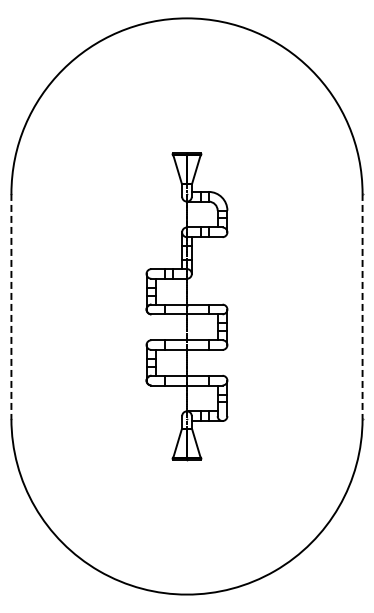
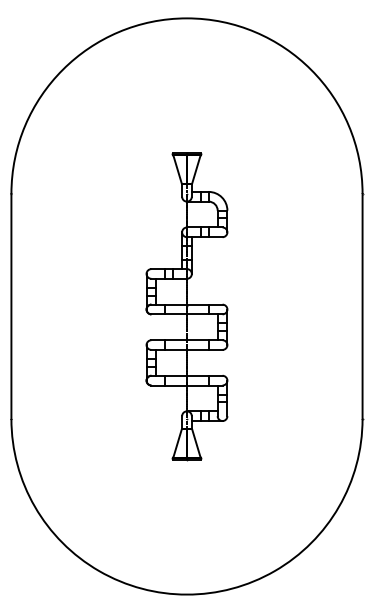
line: dashed -> solid (11, 306)
line: dashed -> solid (362, 306)
